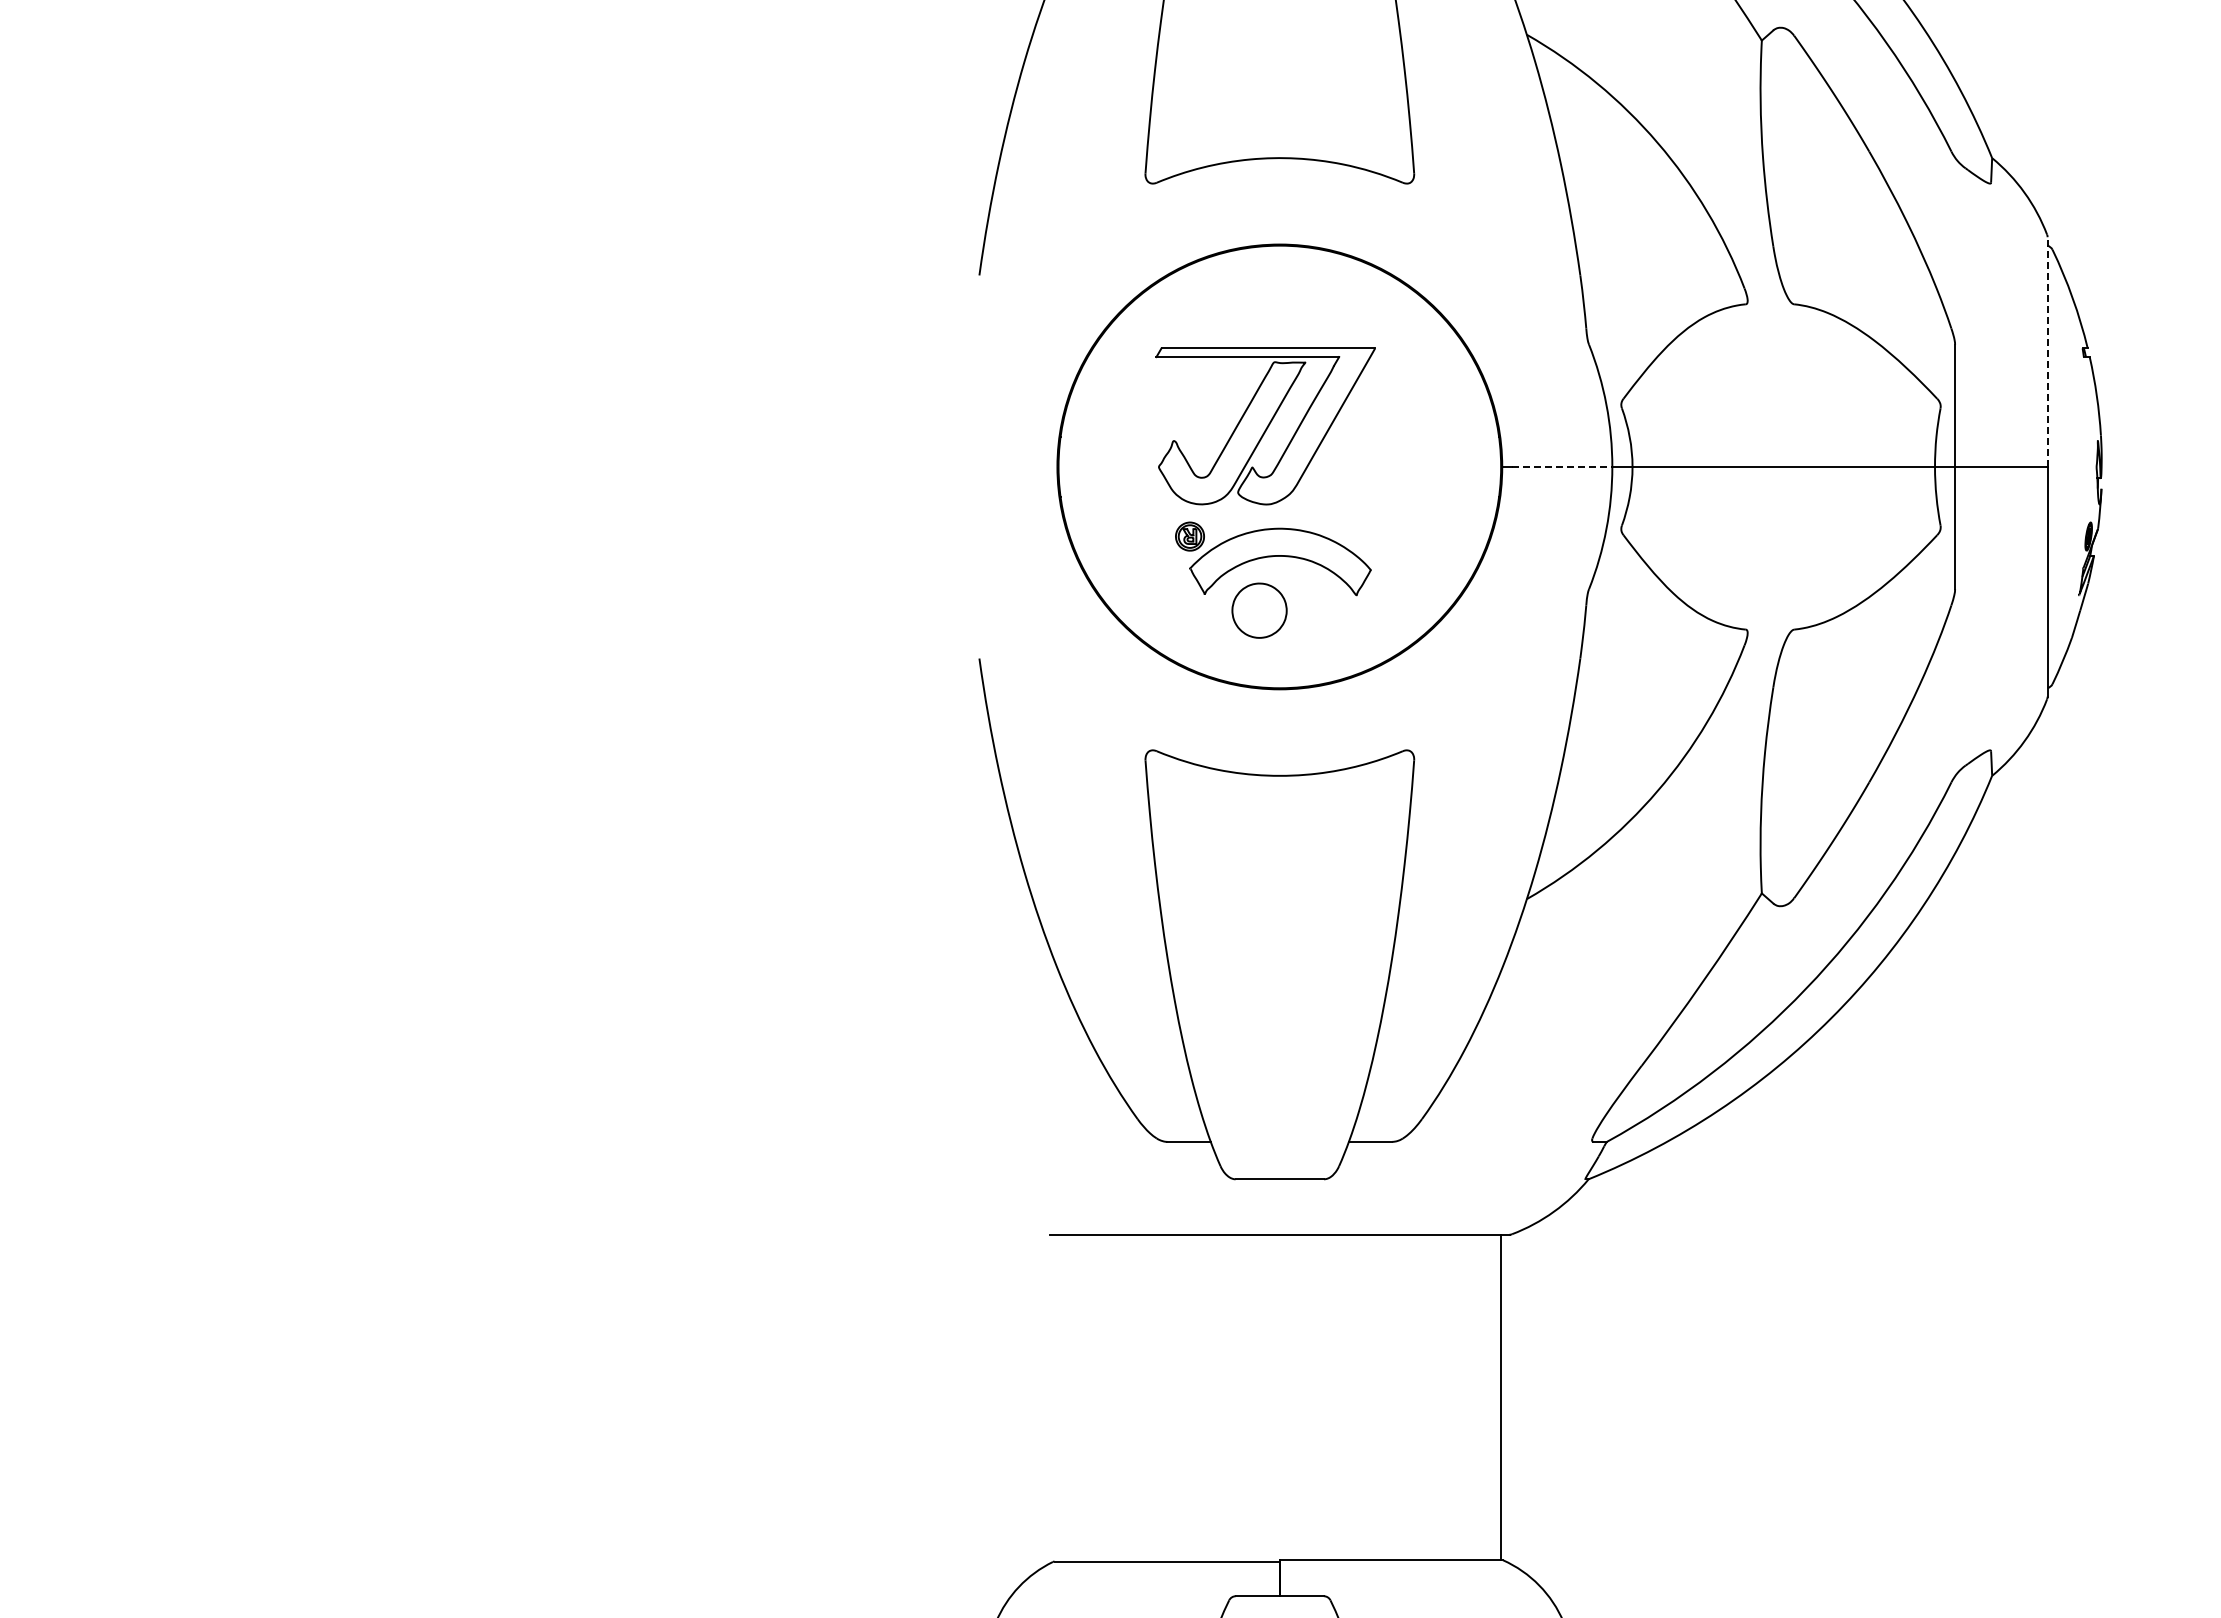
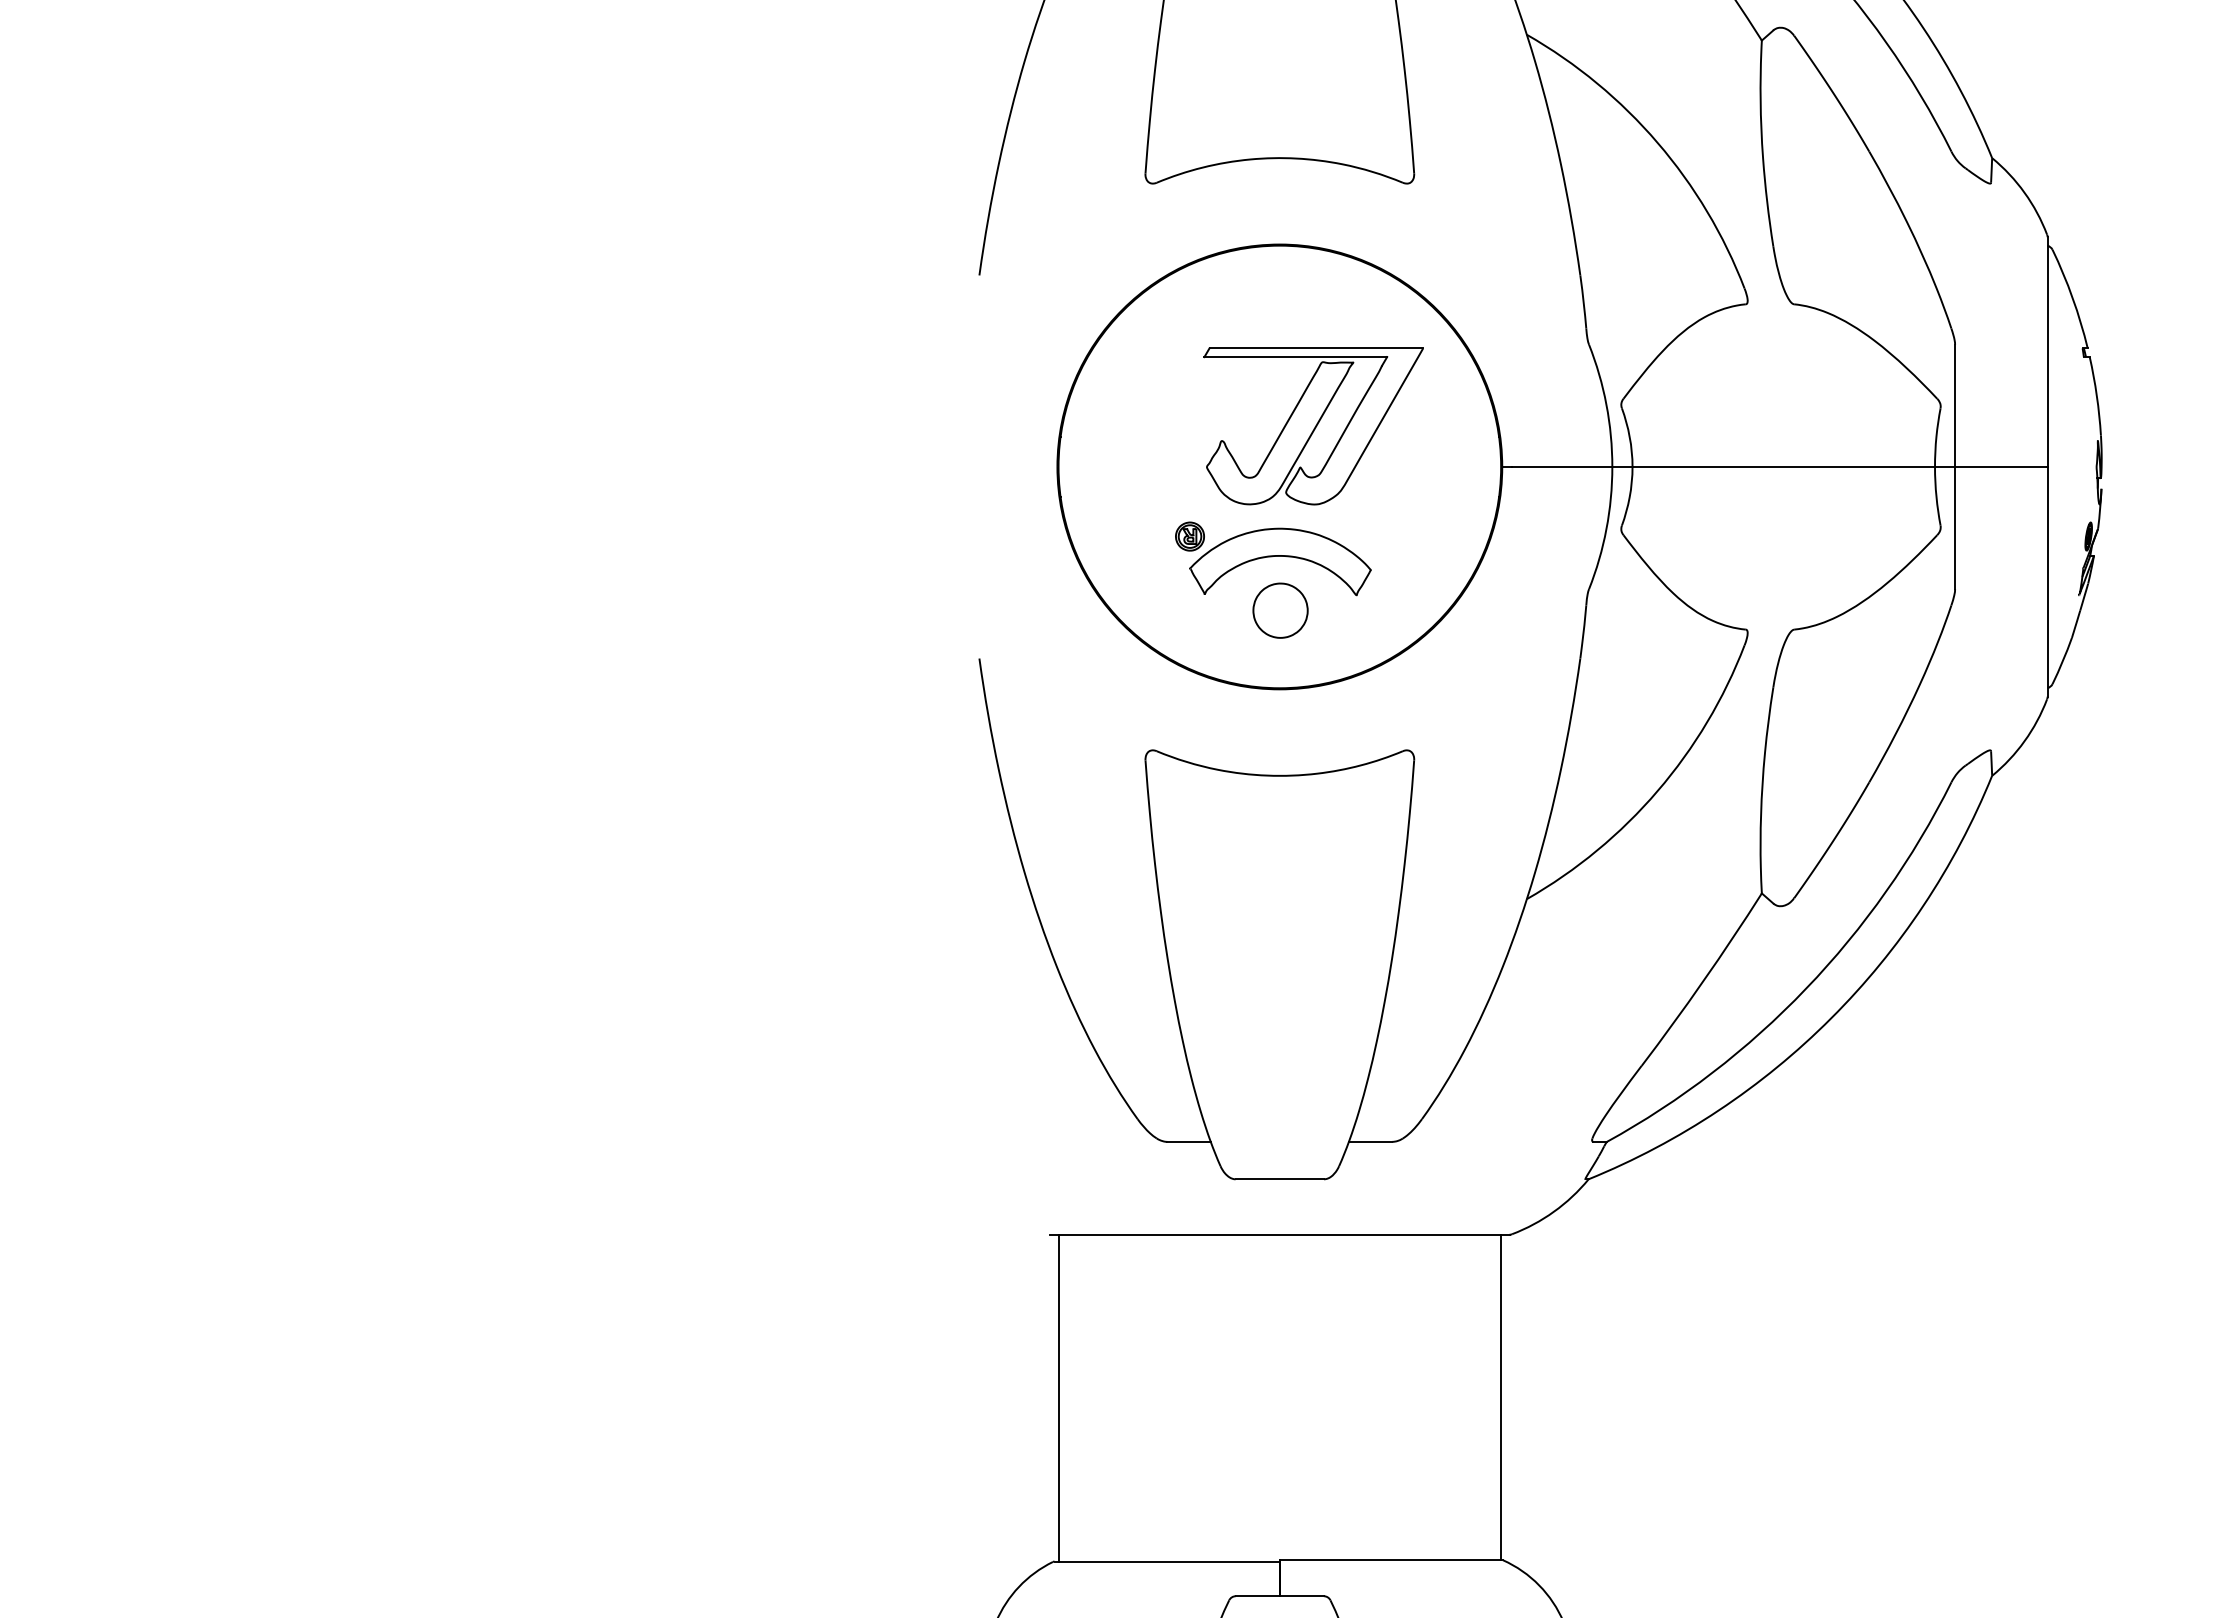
line: dashed -> solid (2047, 352)
part position: (1265, 426) -> (1313, 426) (1313, 426)
line: dashed -> solid (1562, 466)
part position: (1259, 610) -> (1280, 610) (1280, 610)
line: none -> present (1058, 1397)
